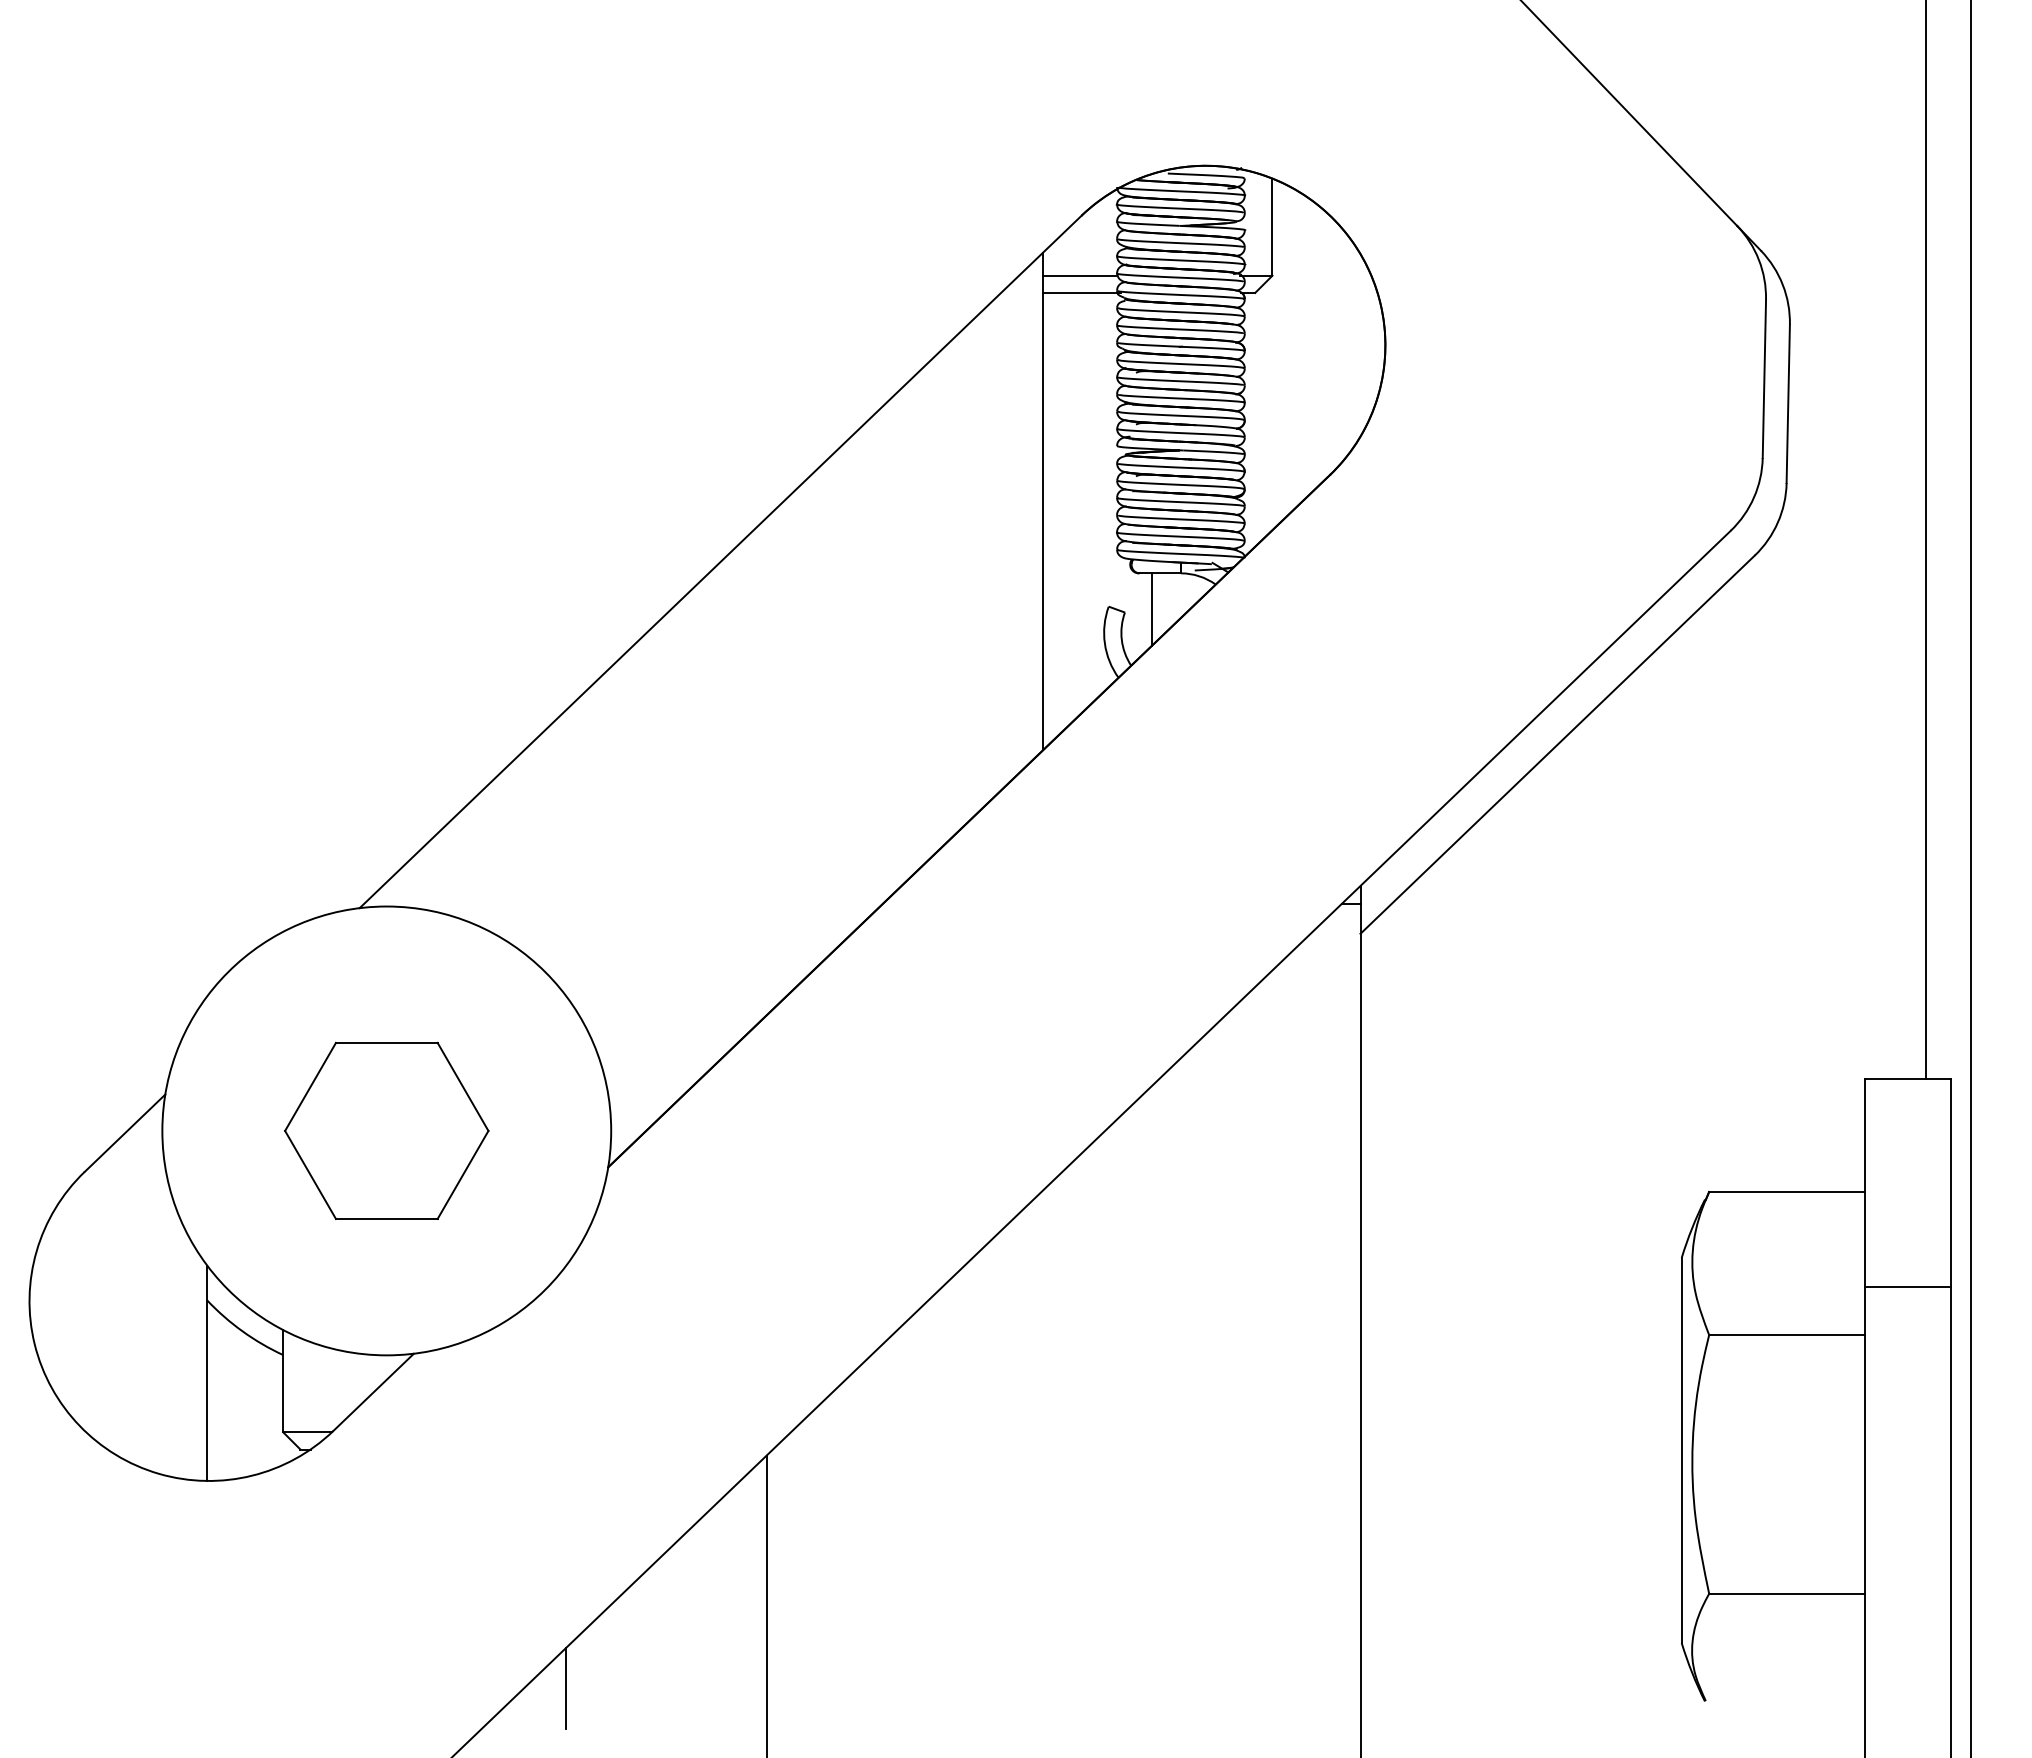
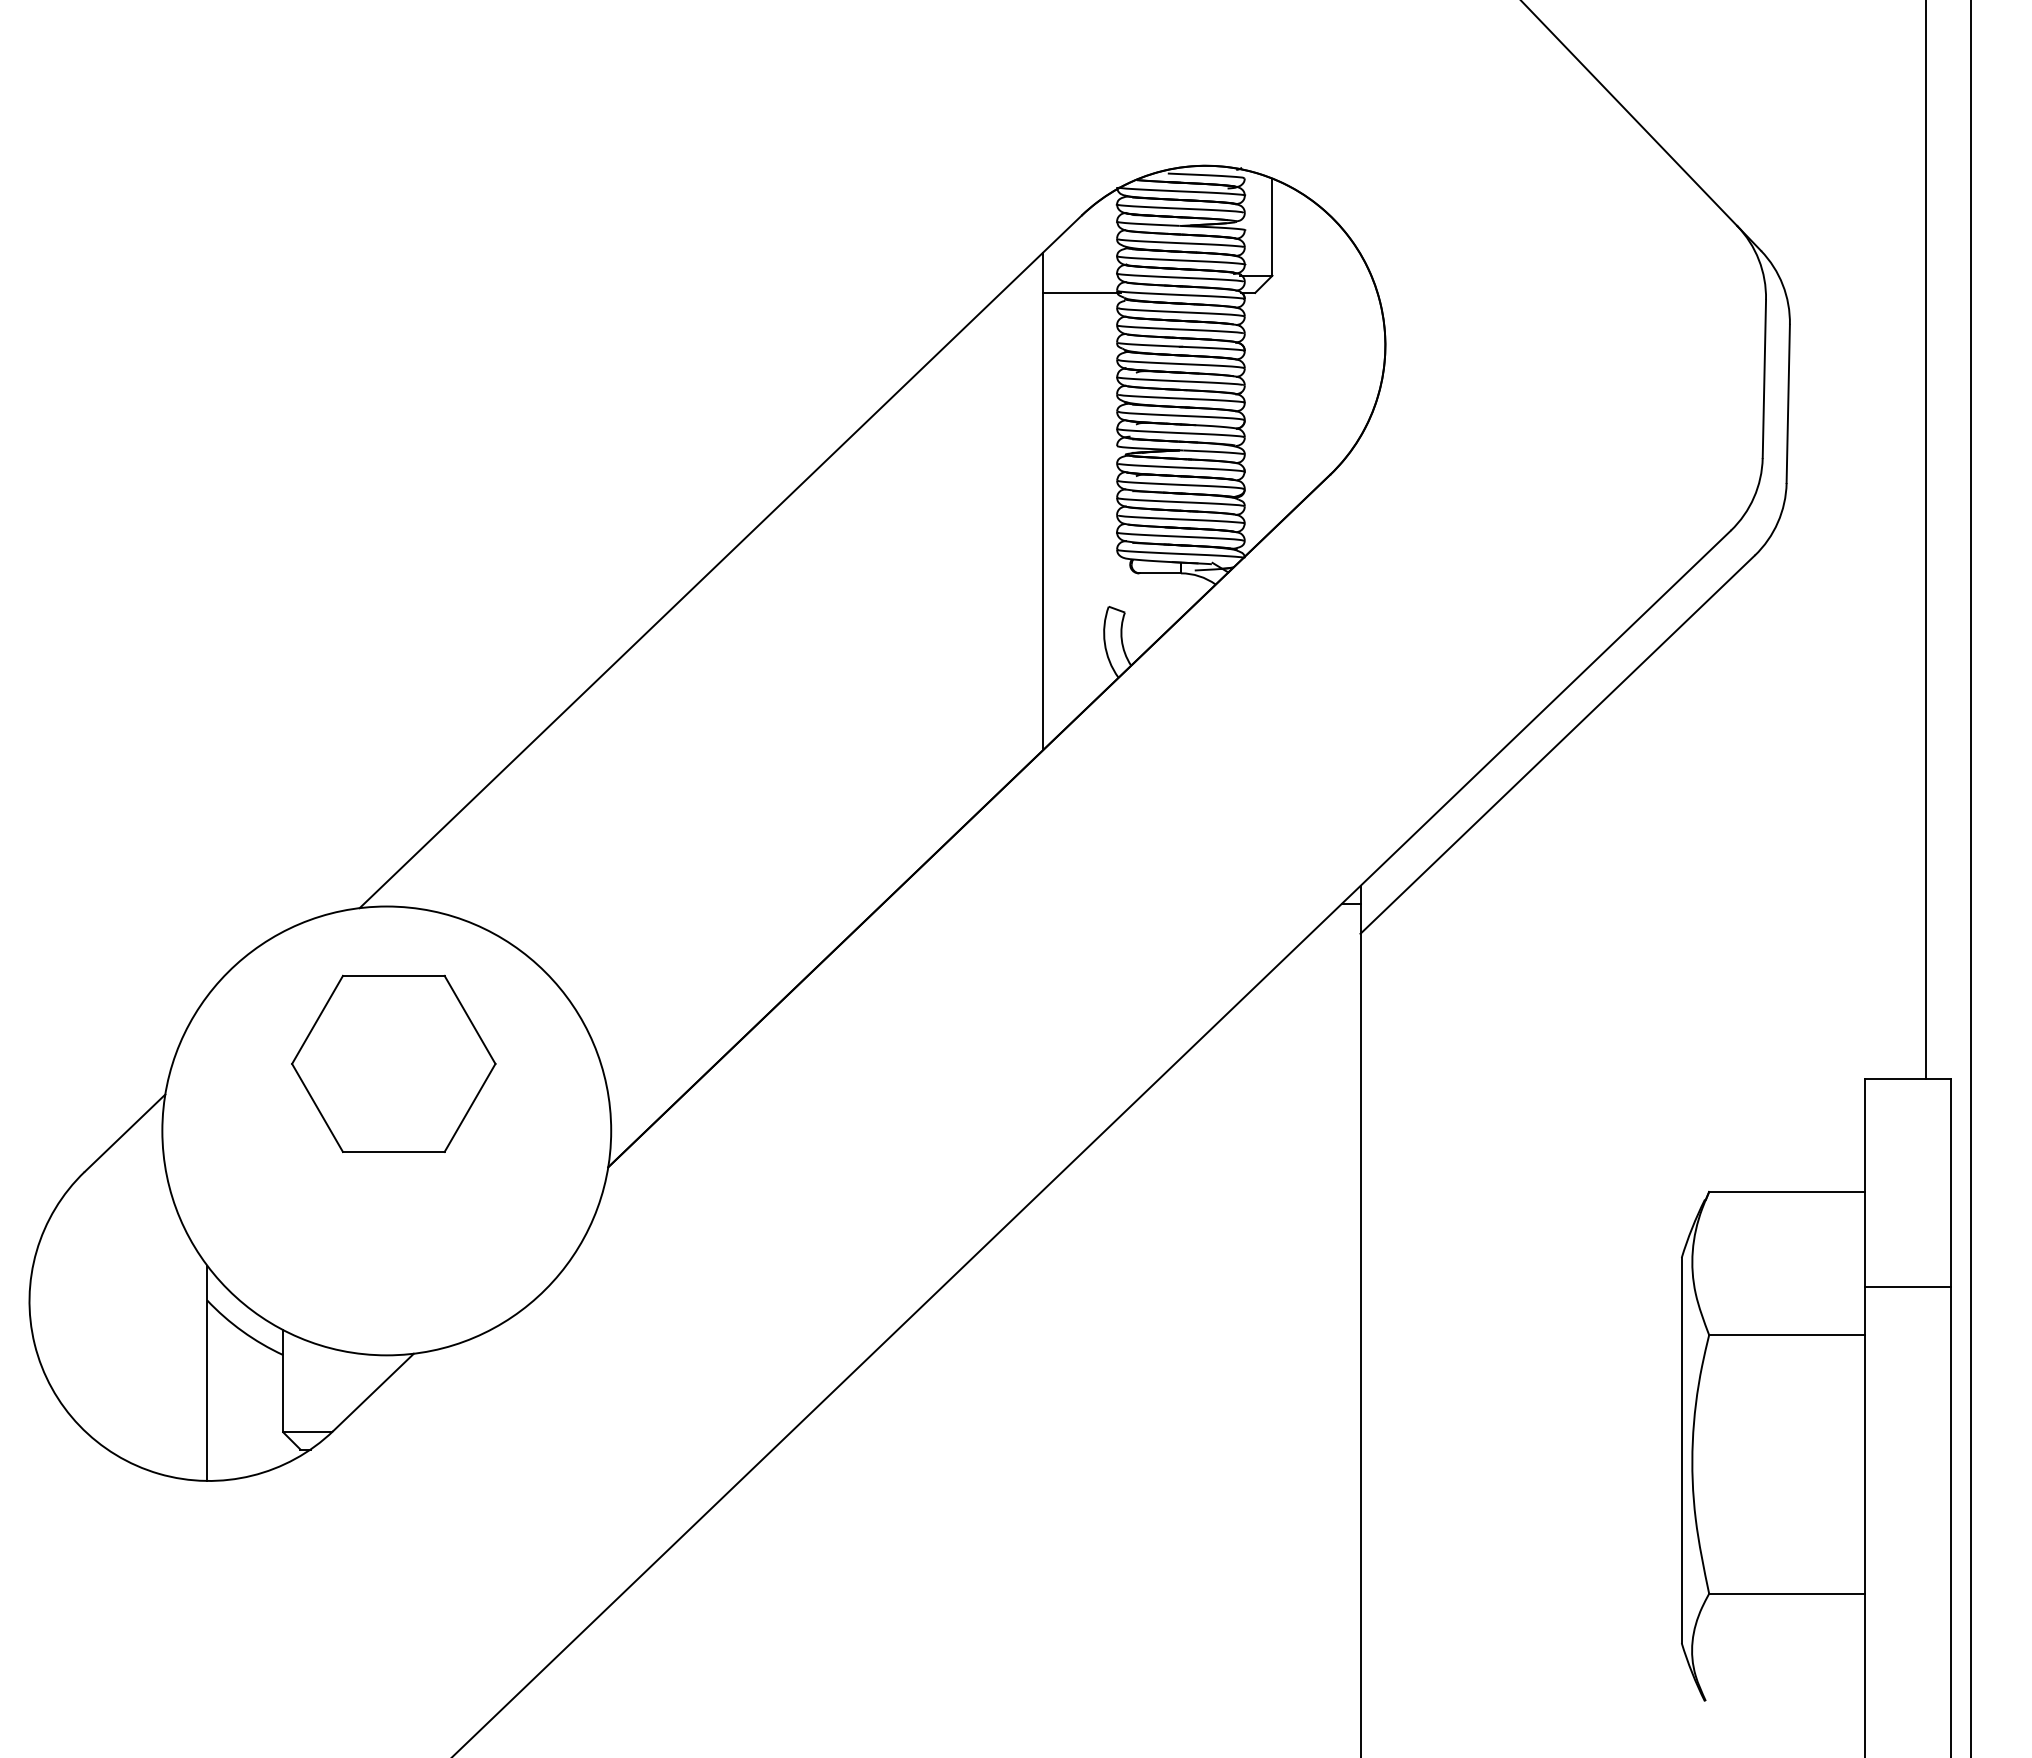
line: present -> none (1078, 275)
line: present -> none (1151, 609)
part position: (386, 1130) -> (393, 1063) (393, 1063)
line: present -> none (766, 1604)
line: present -> none (566, 1688)
